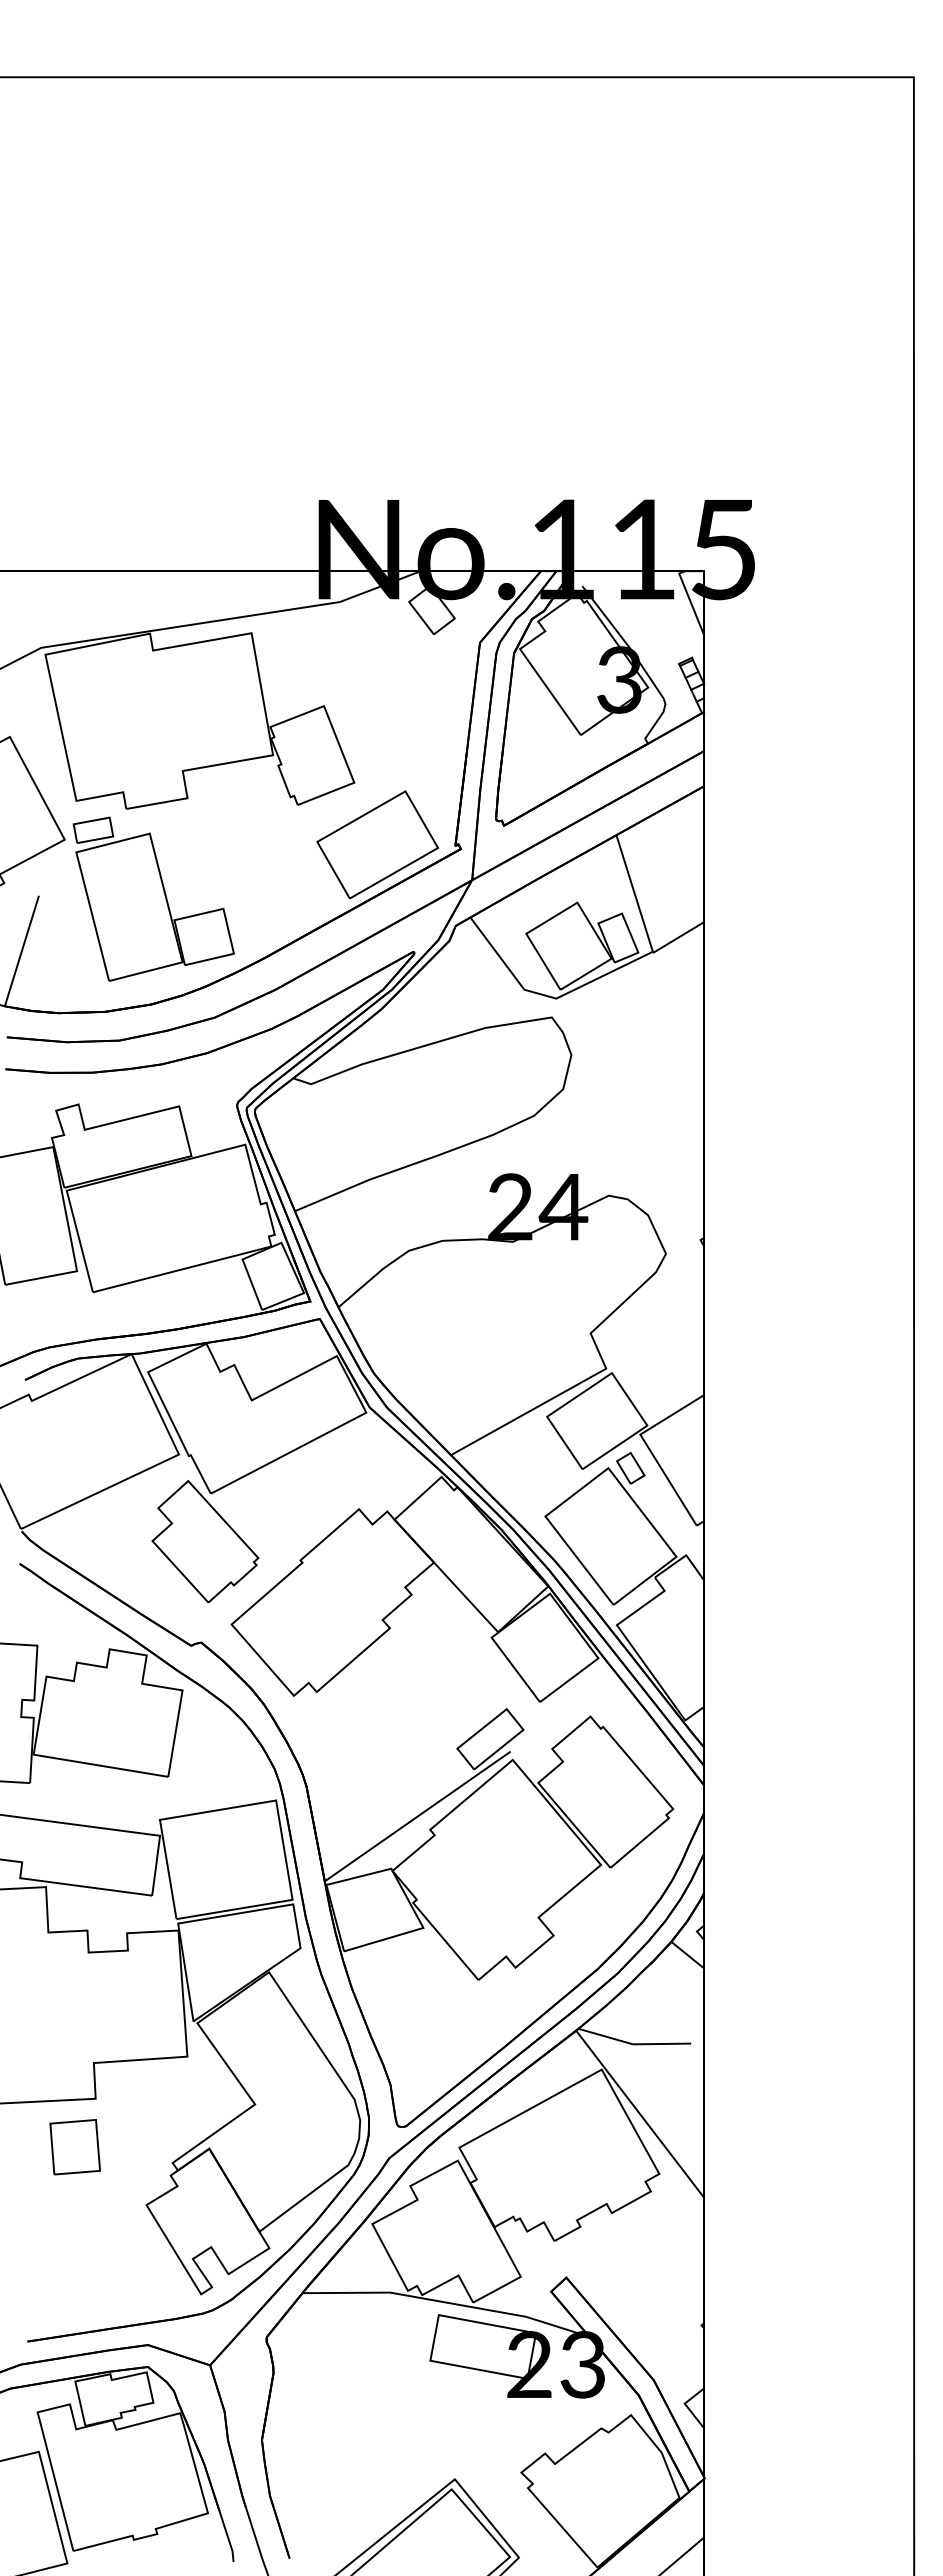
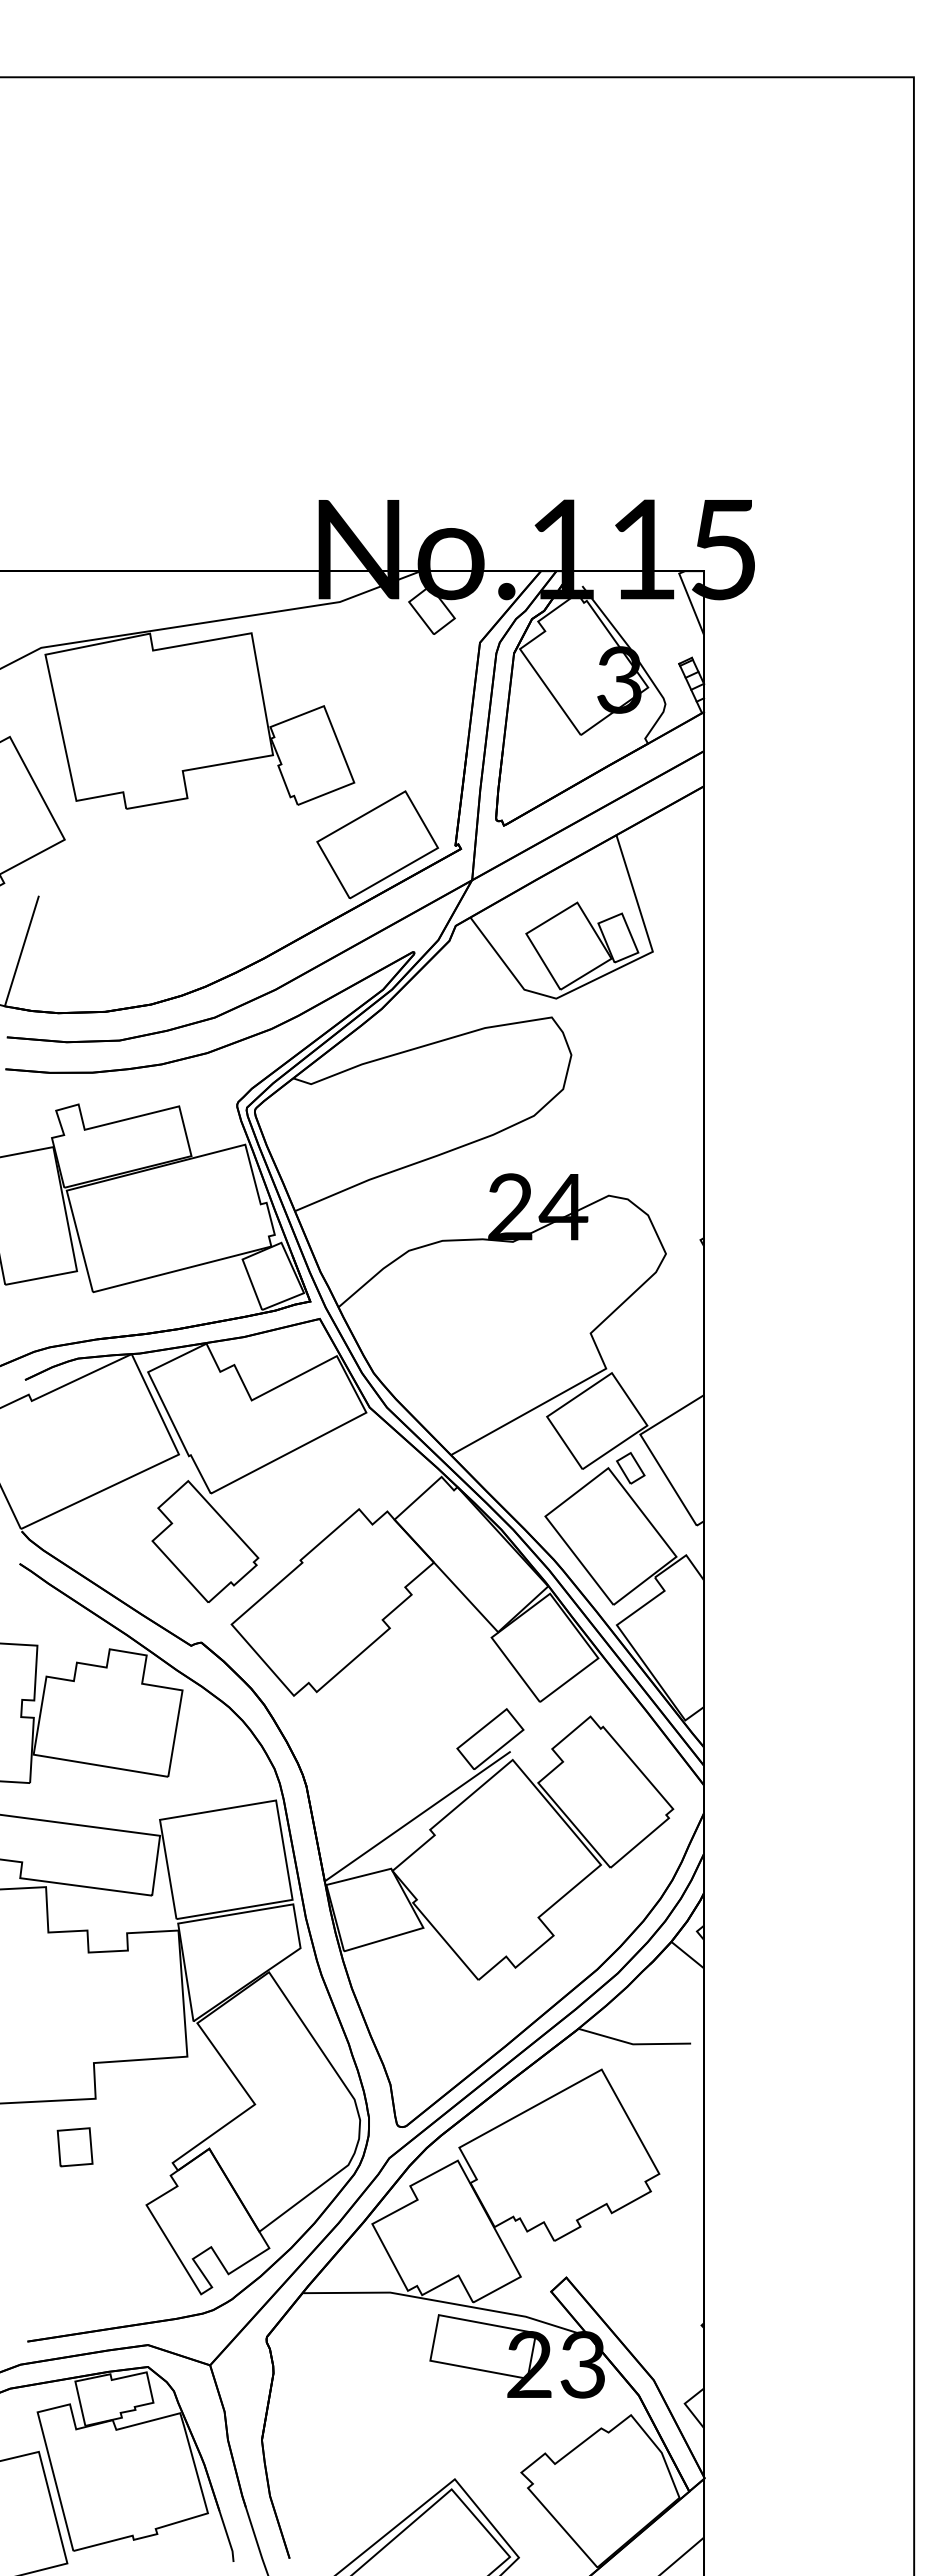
part: present -> none (153, 898)
line: present -> none (678, 937)
line: present -> none (640, 2113)
part size: 52x57 px -> 38x41 px (74, 2147)
